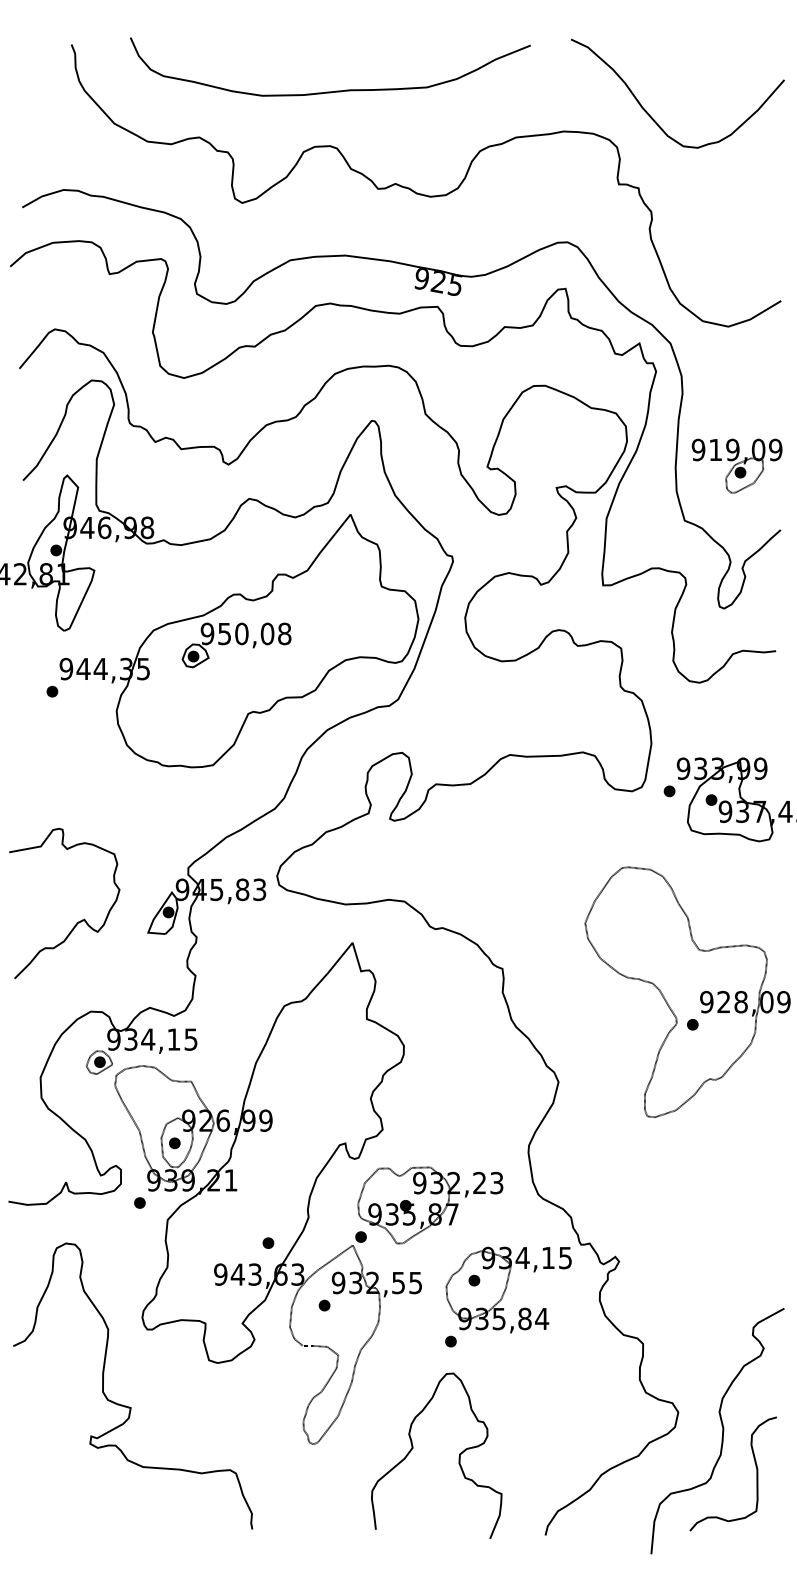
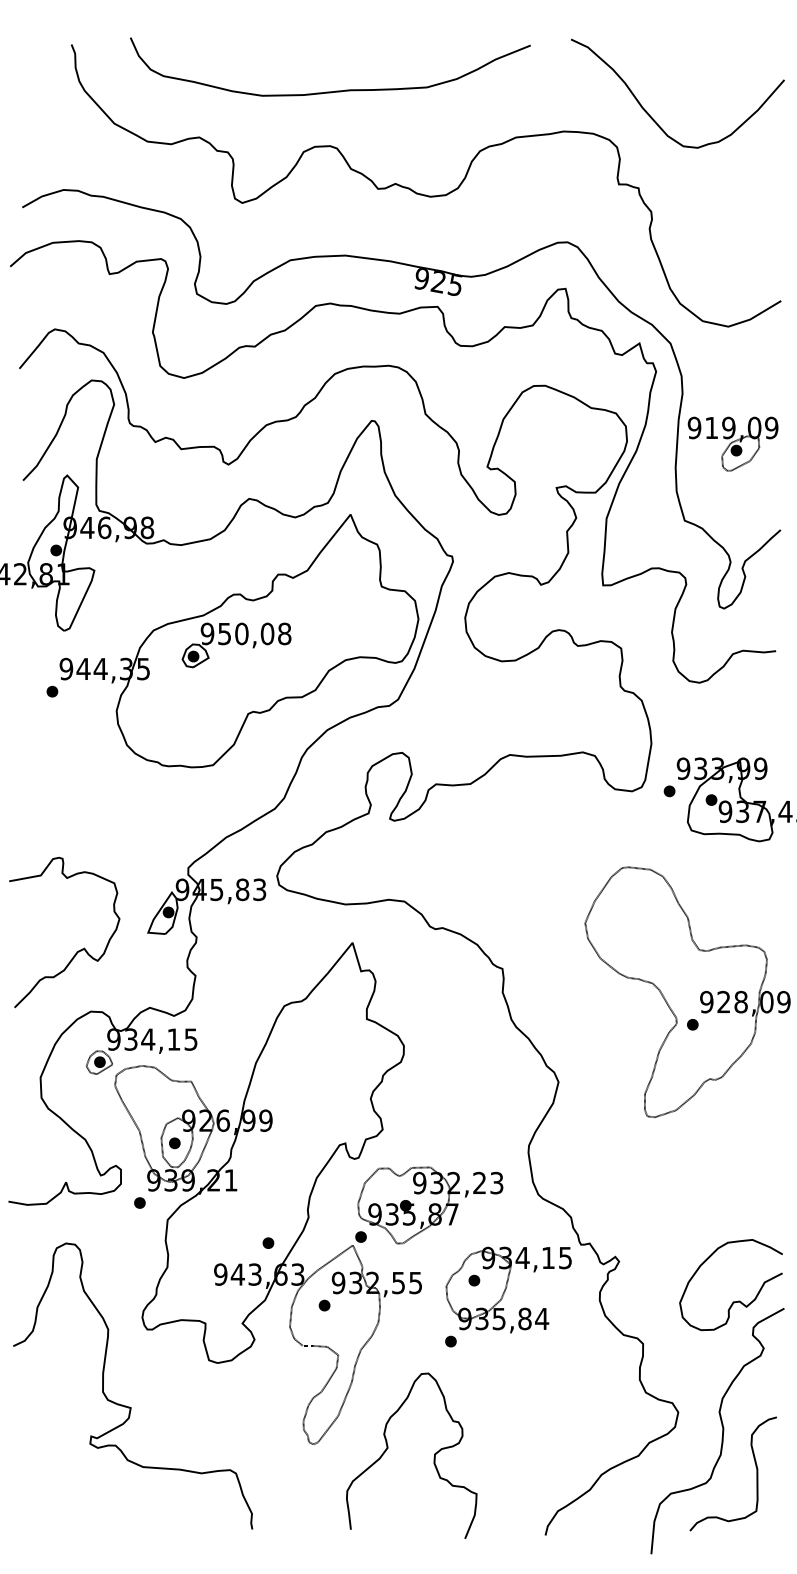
part position: (736, 465) -> (732, 443) (732, 443)
curve position: (76, 922) -> (76, 951) (76, 951)
curve: none -> present (733, 1301)
curve position: (458, 1457) -> (433, 1457) (433, 1457)
